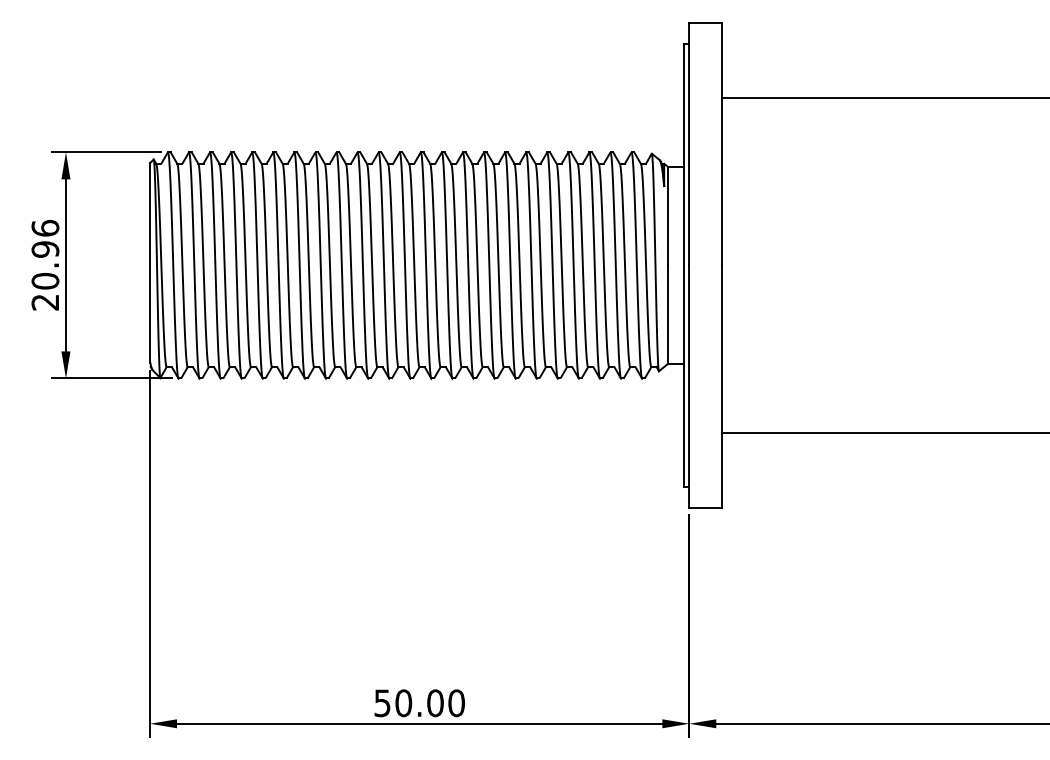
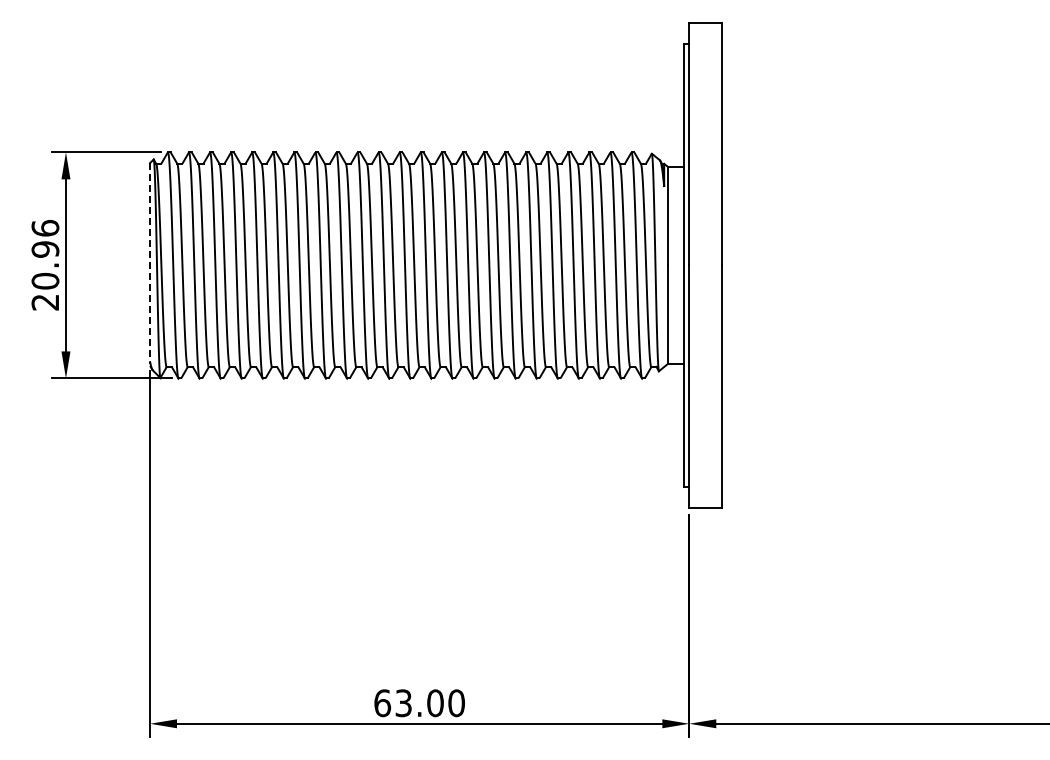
line: present -> none (883, 98)
line: solid -> dashed (150, 262)
line: present -> none (883, 432)
text: 50.00 -> 63.00 (393, 703)
